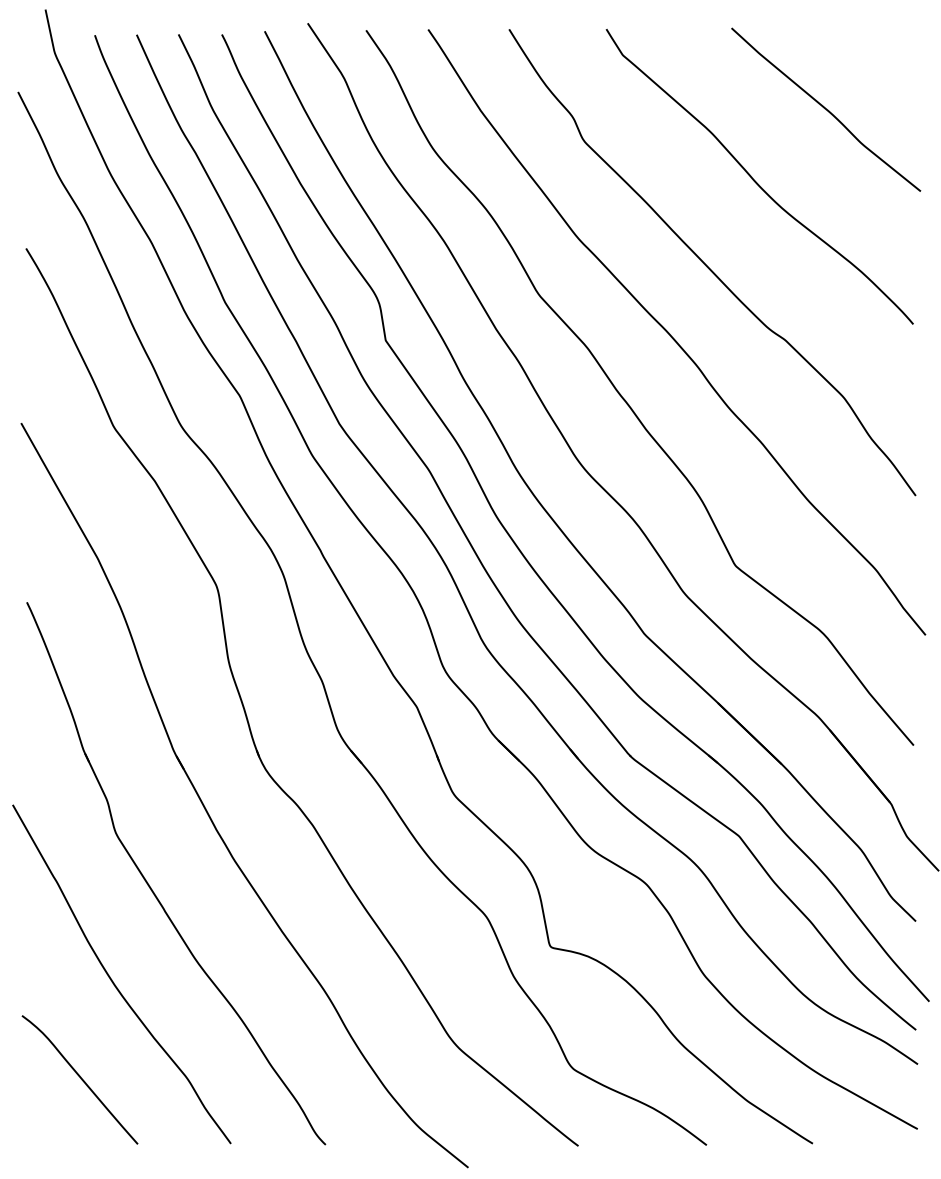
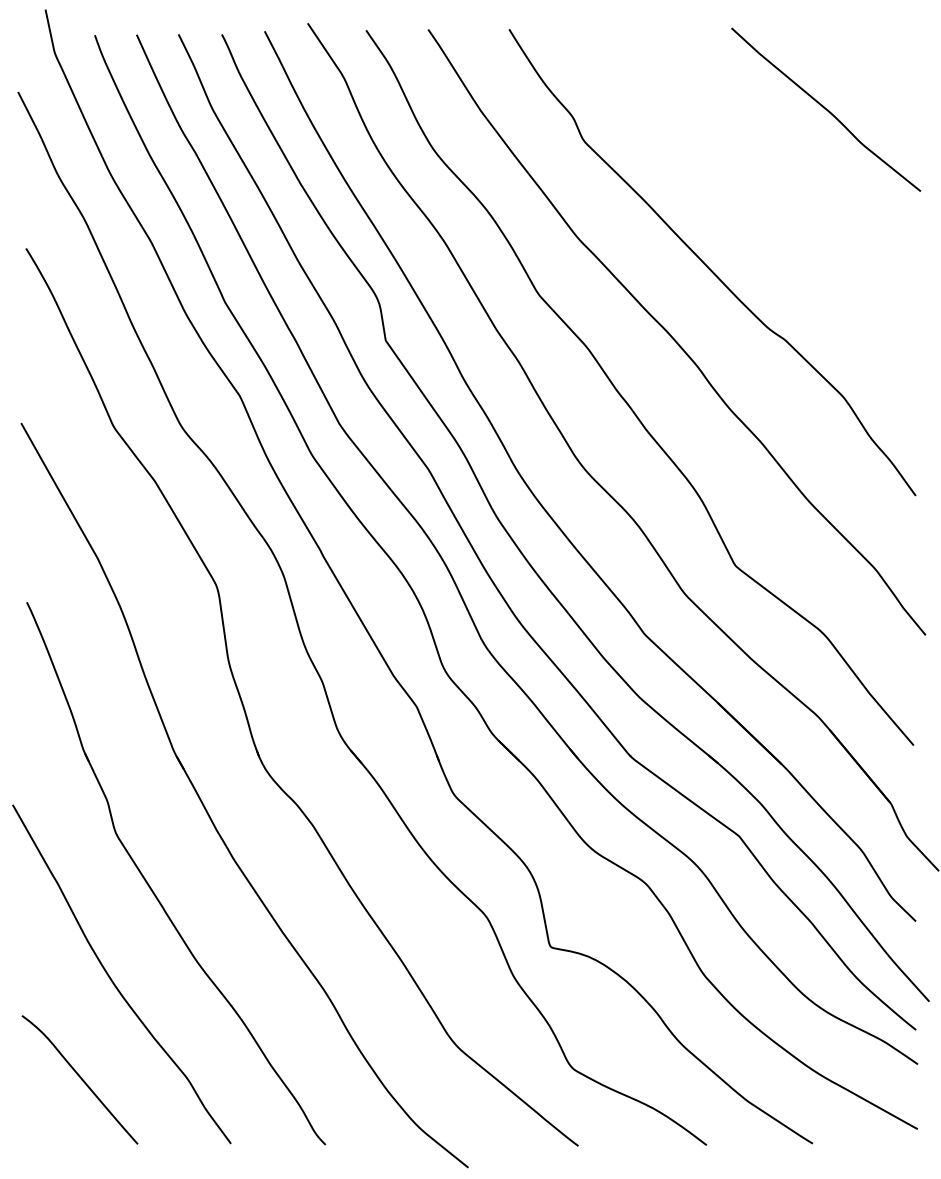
curve: present -> none (755, 180)
